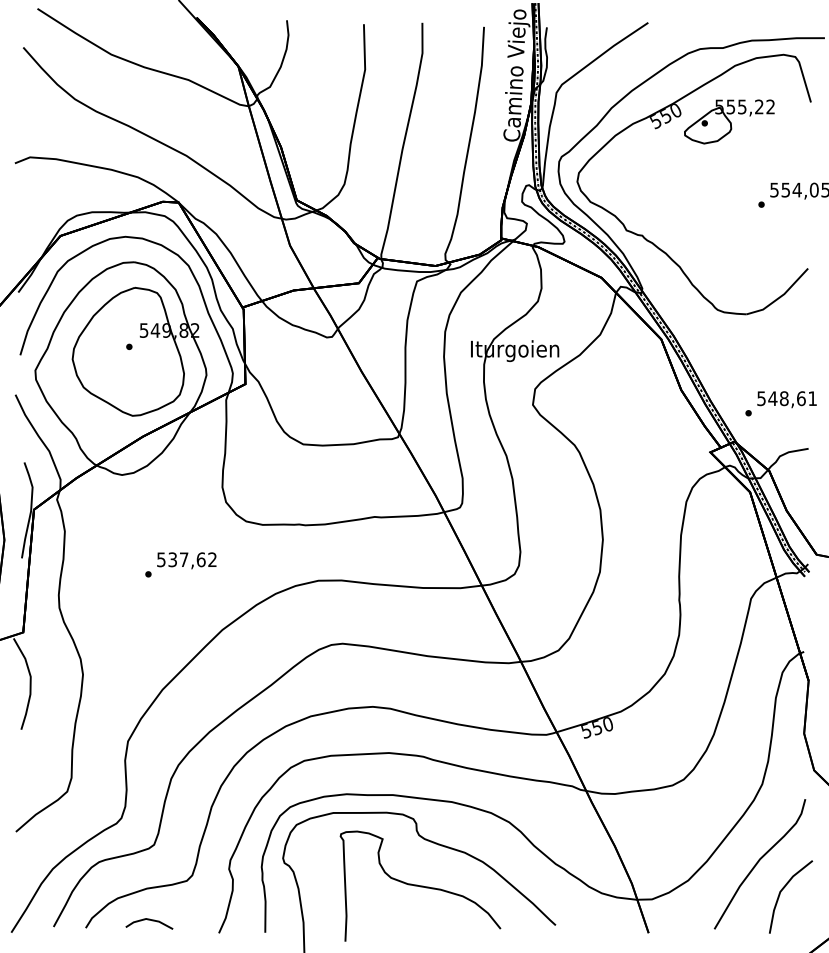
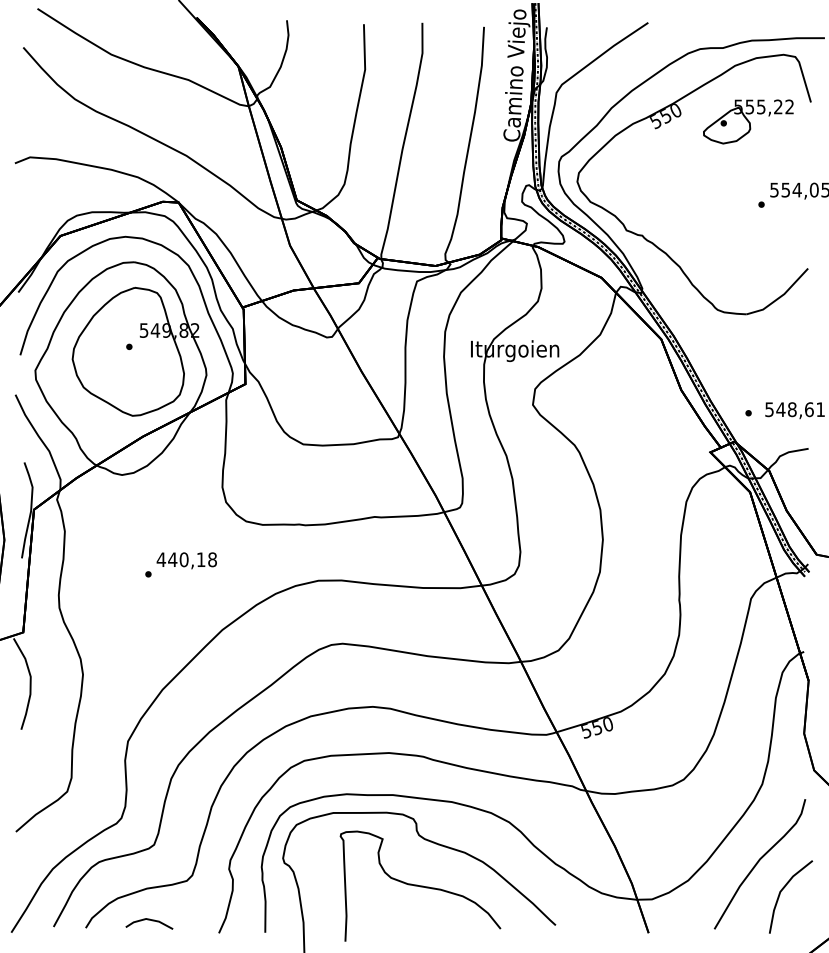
part position: (729, 121) -> (748, 121) (748, 121)
text position: (786, 399) -> (794, 410) (794, 410)
text: 537,62 -> 440,18 (186, 559)
